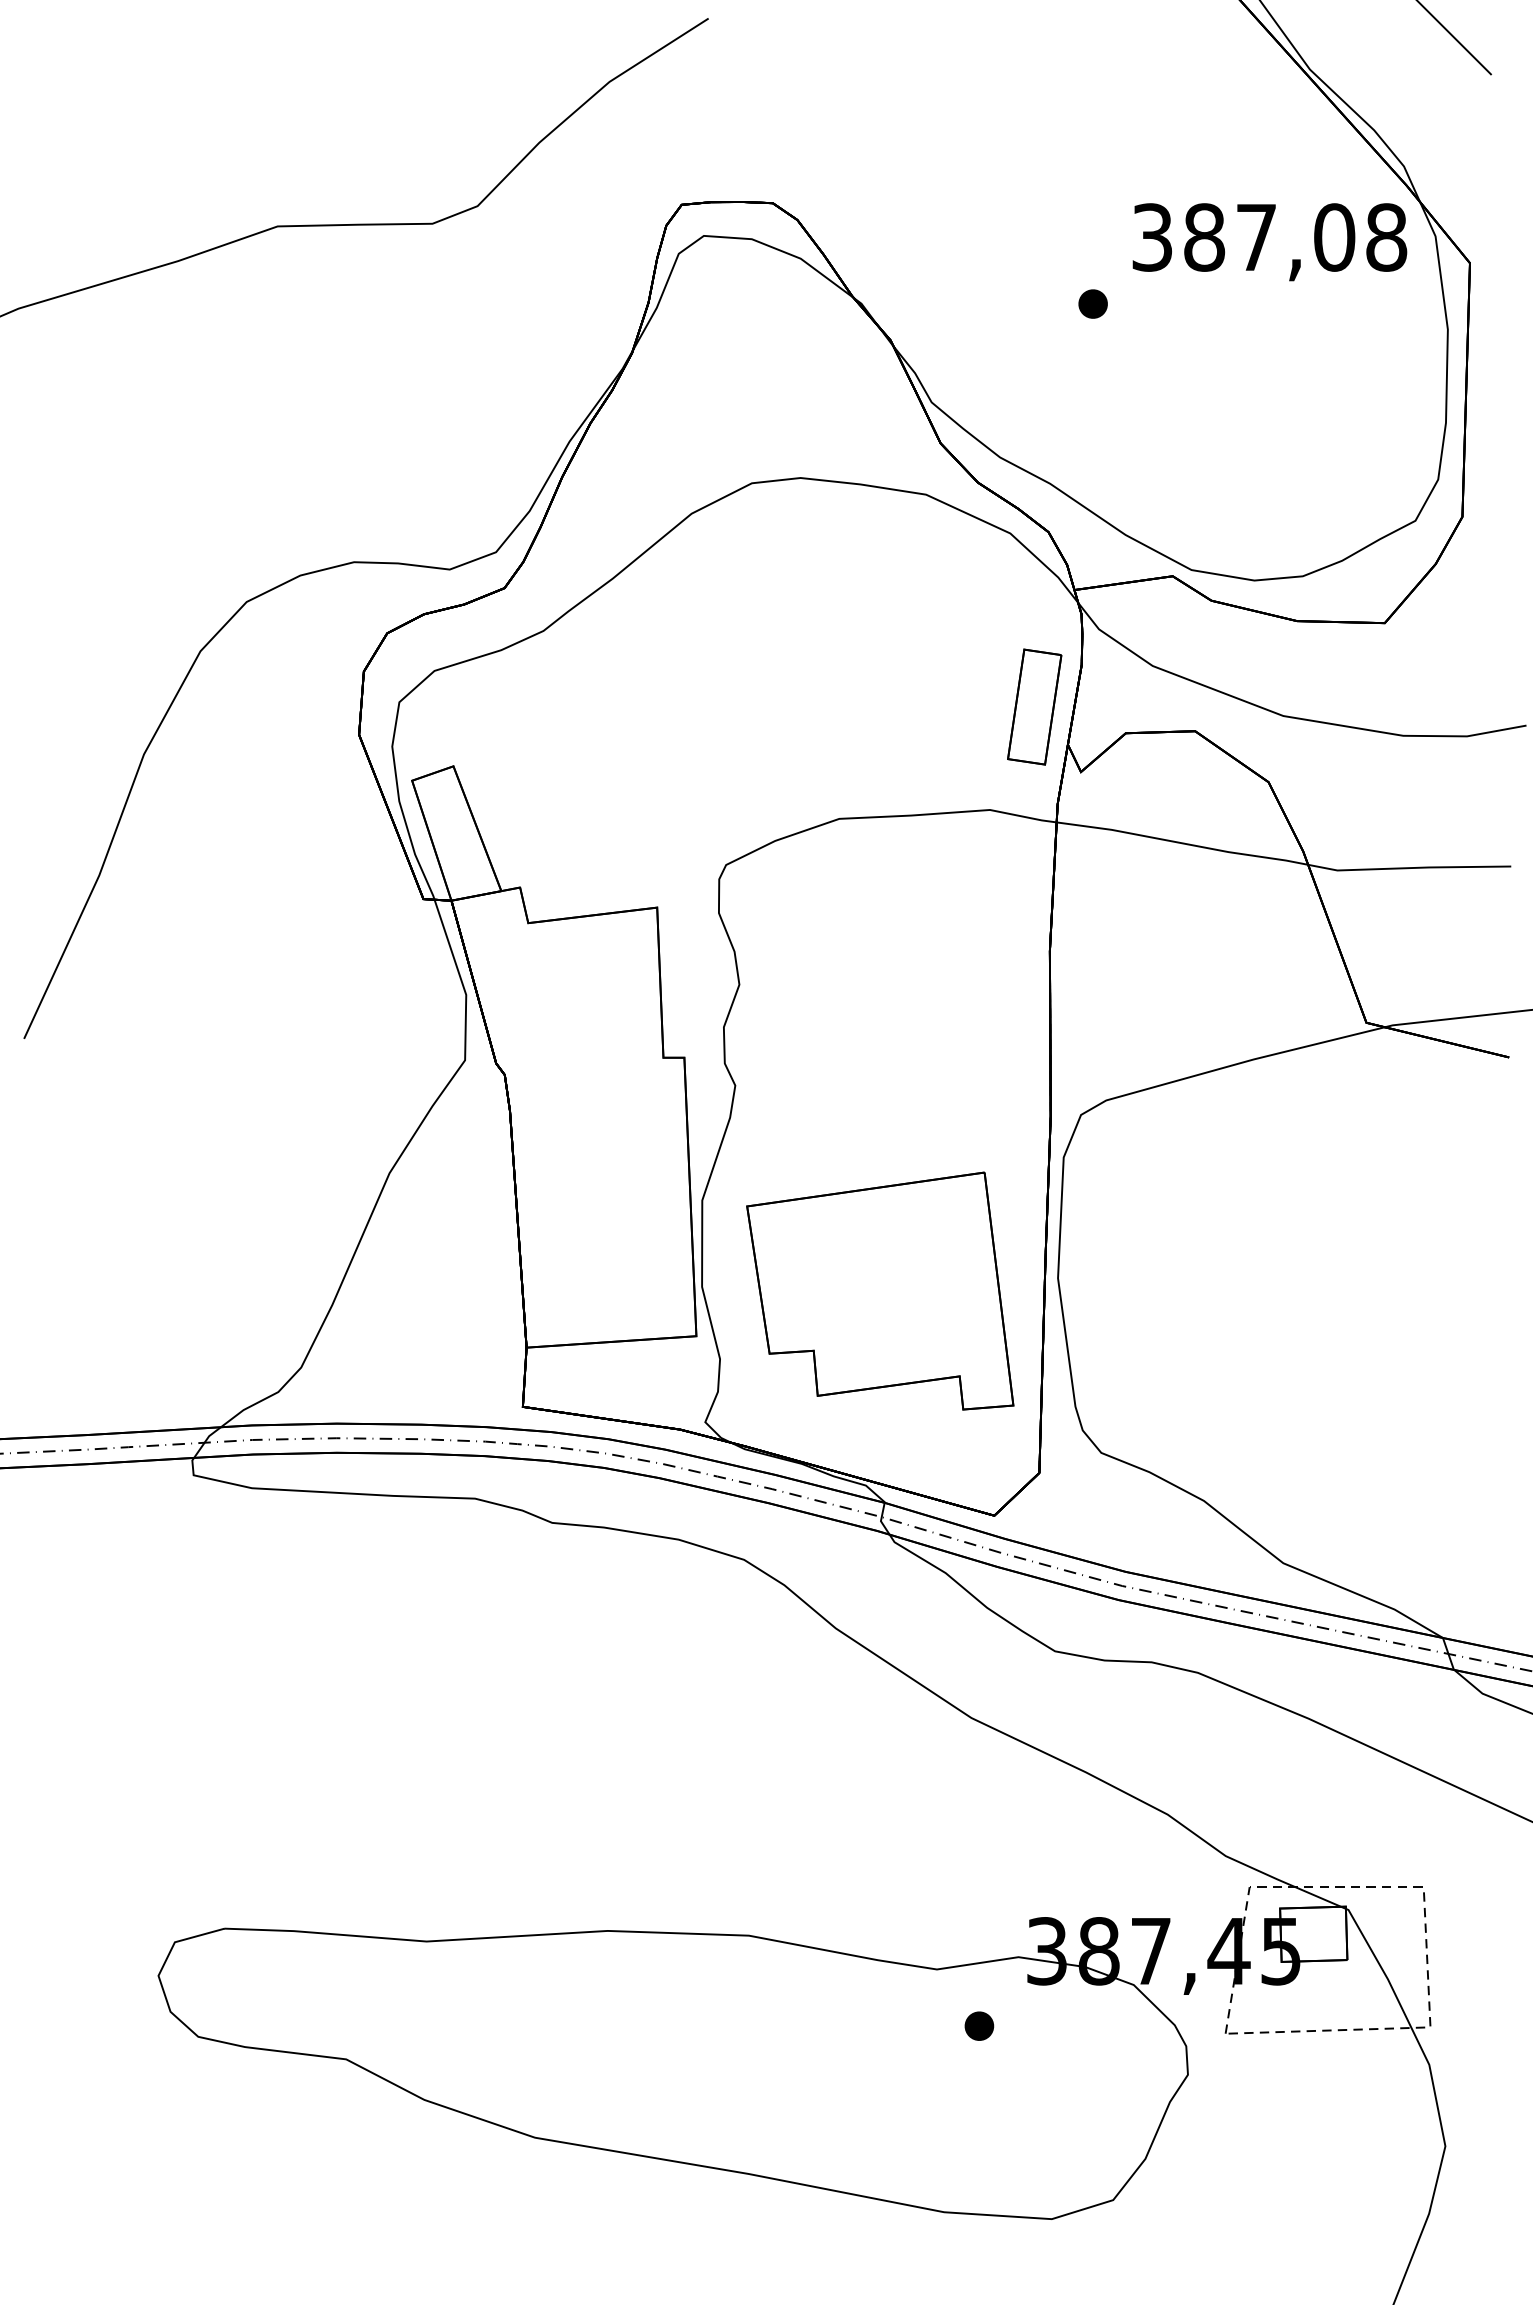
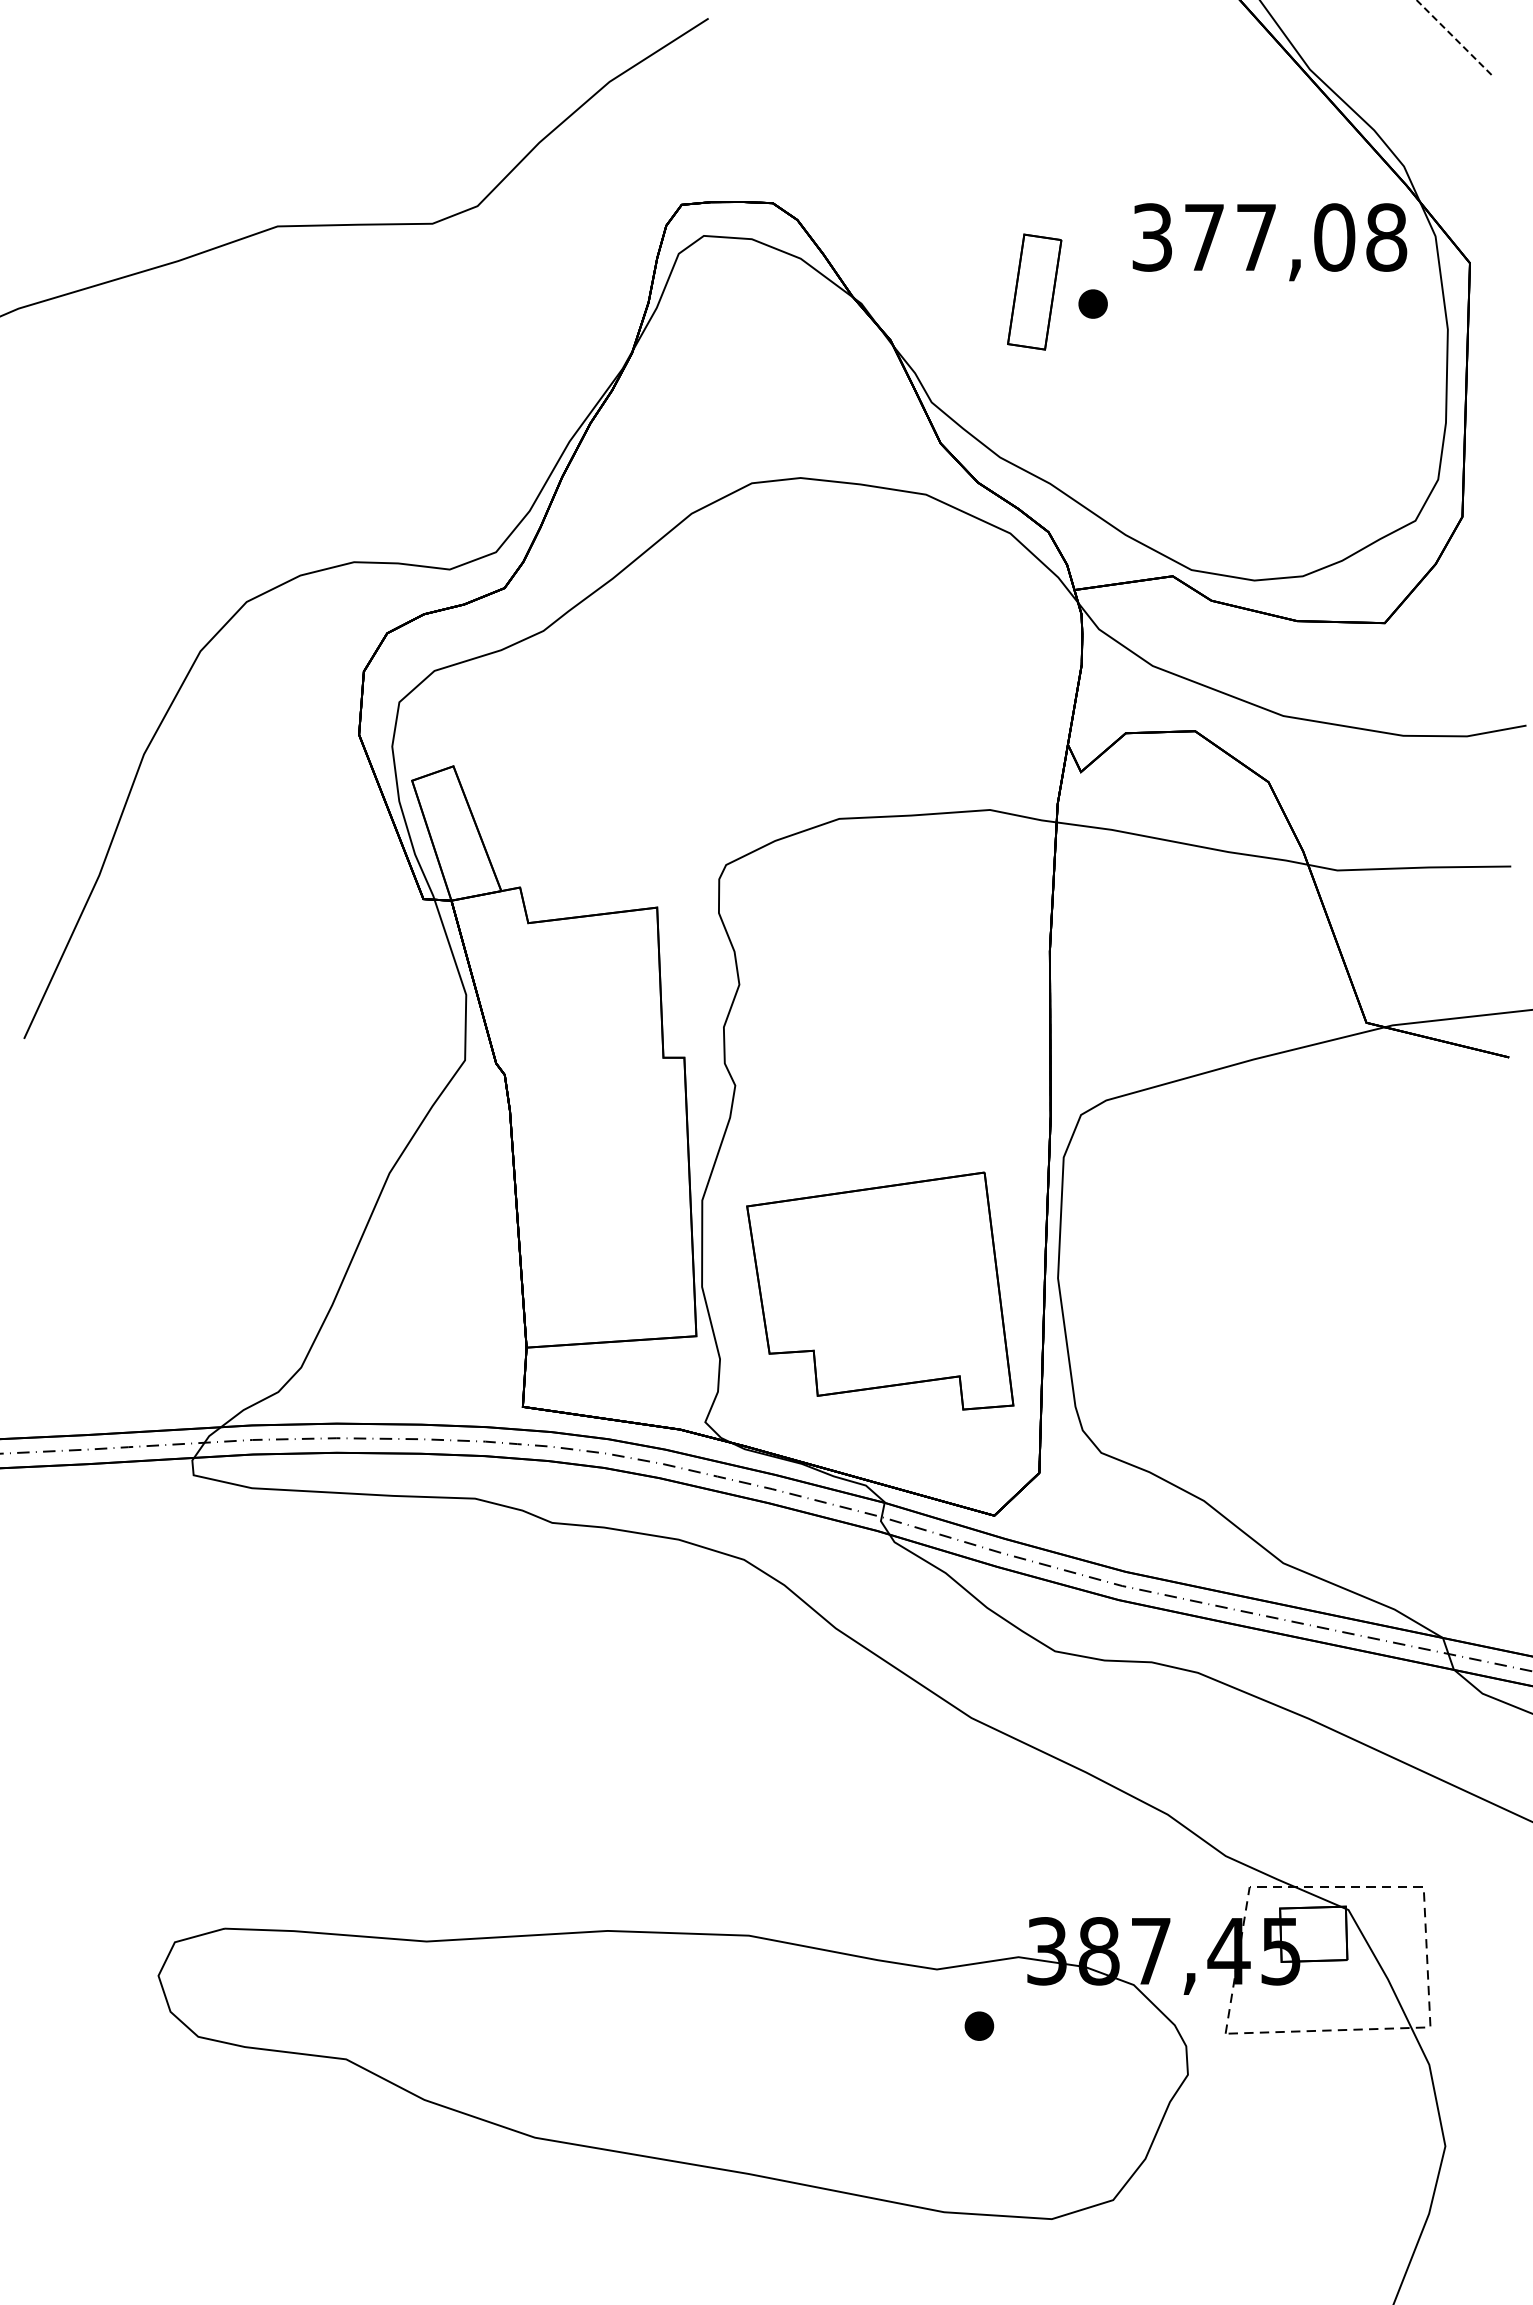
line: solid -> dashed (1454, 37)
text: 387,08 -> 377,08 (1204, 237)
part position: (1034, 706) -> (1034, 291) (1034, 291)
